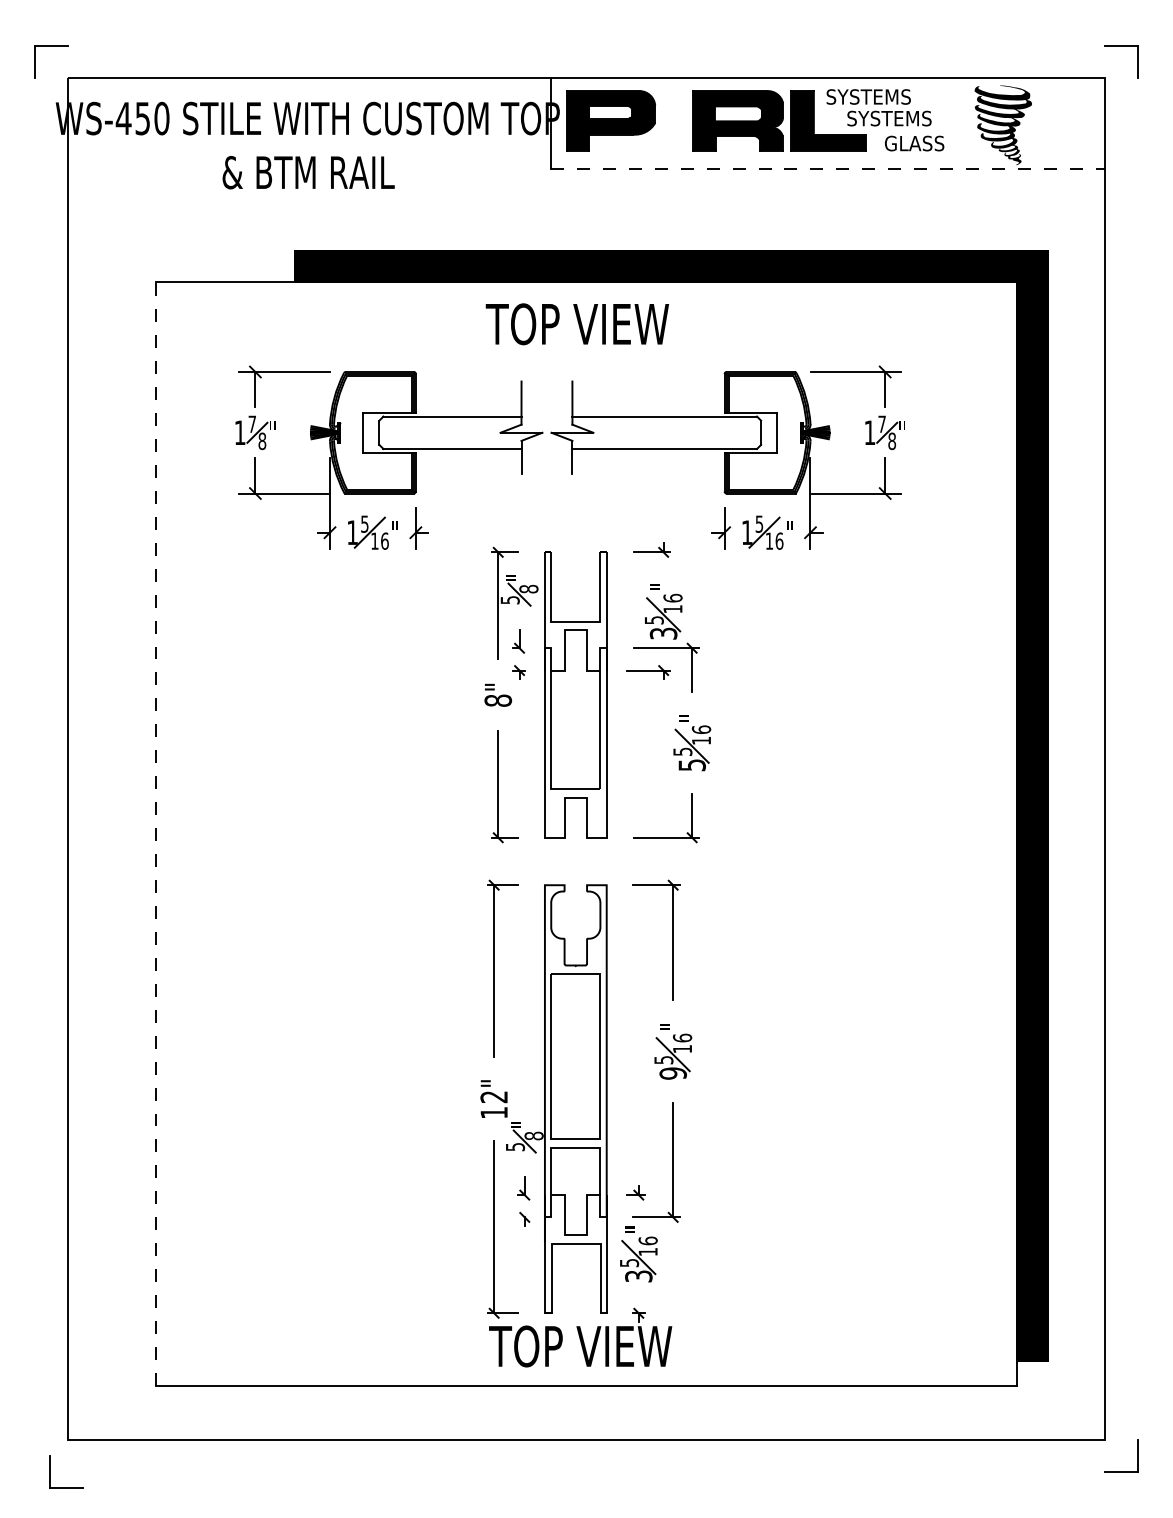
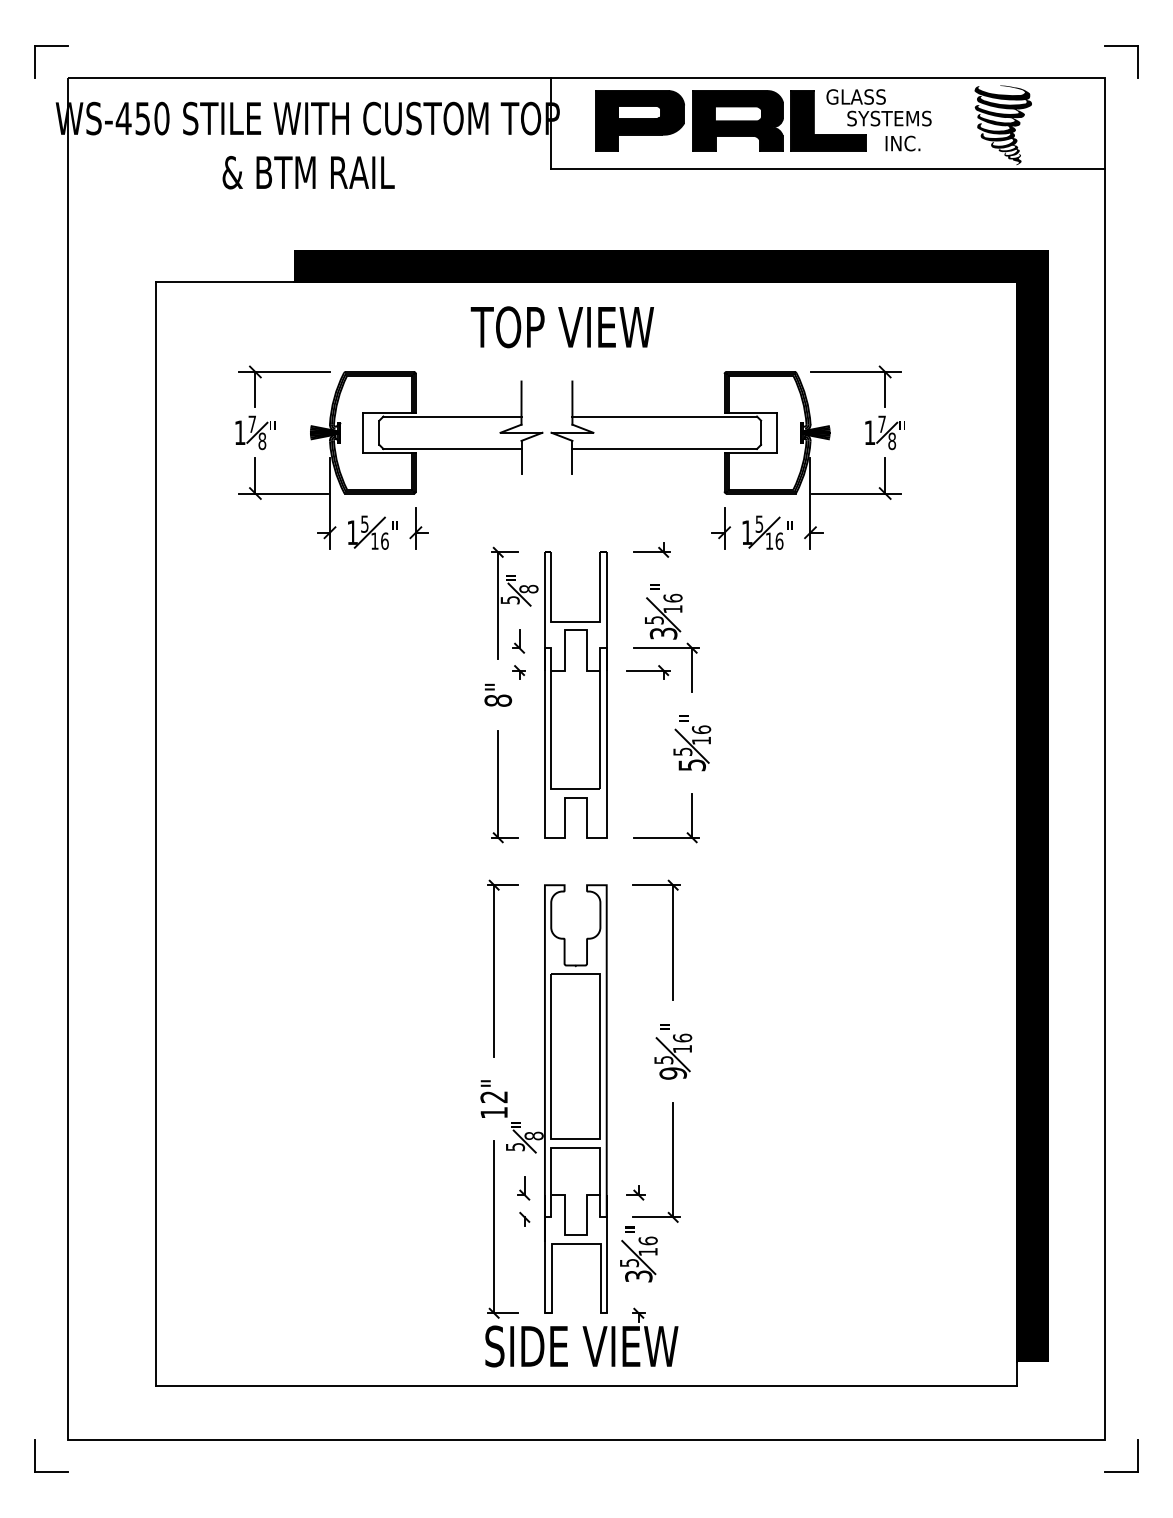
text: SYSTEMS -> GLASS (868, 96)
part position: (610, 120) -> (639, 120) (639, 120)
text: GLASS -> INC. (914, 143)
line: dashed -> solid (828, 168)
text position: (576, 324) -> (561, 327) (561, 327)
line: dashed -> solid (156, 834)
text: TOP VIEW -> SIDE VIEW (581, 1346)
part position: (50, 1471) -> (35, 1455) (35, 1455)
